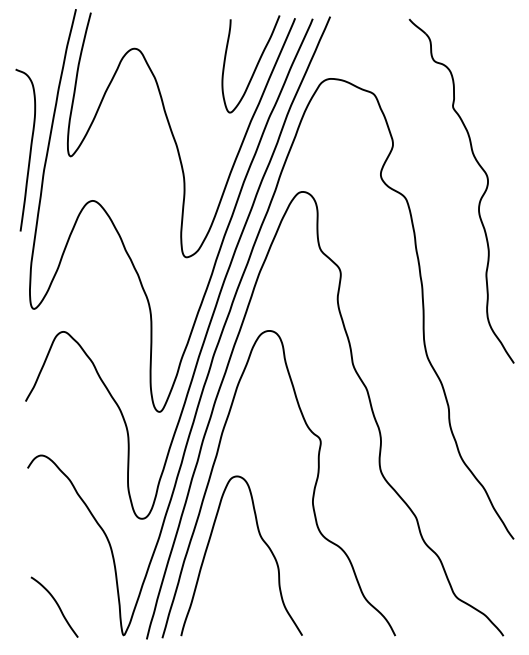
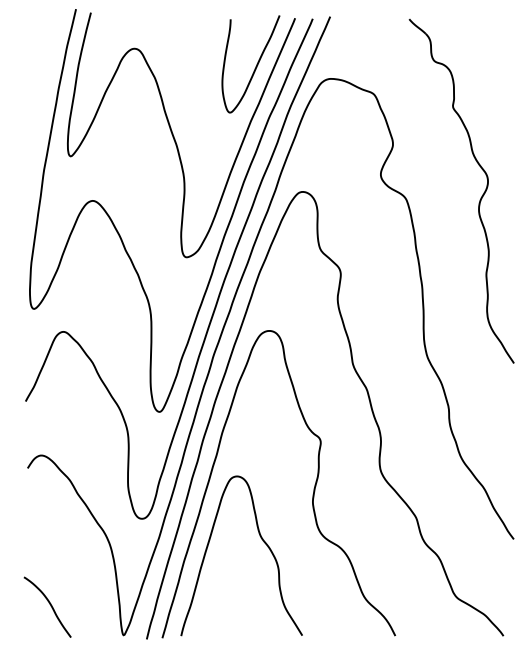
curve: present -> none (29, 150)
curve position: (56, 604) -> (49, 604) (49, 604)
